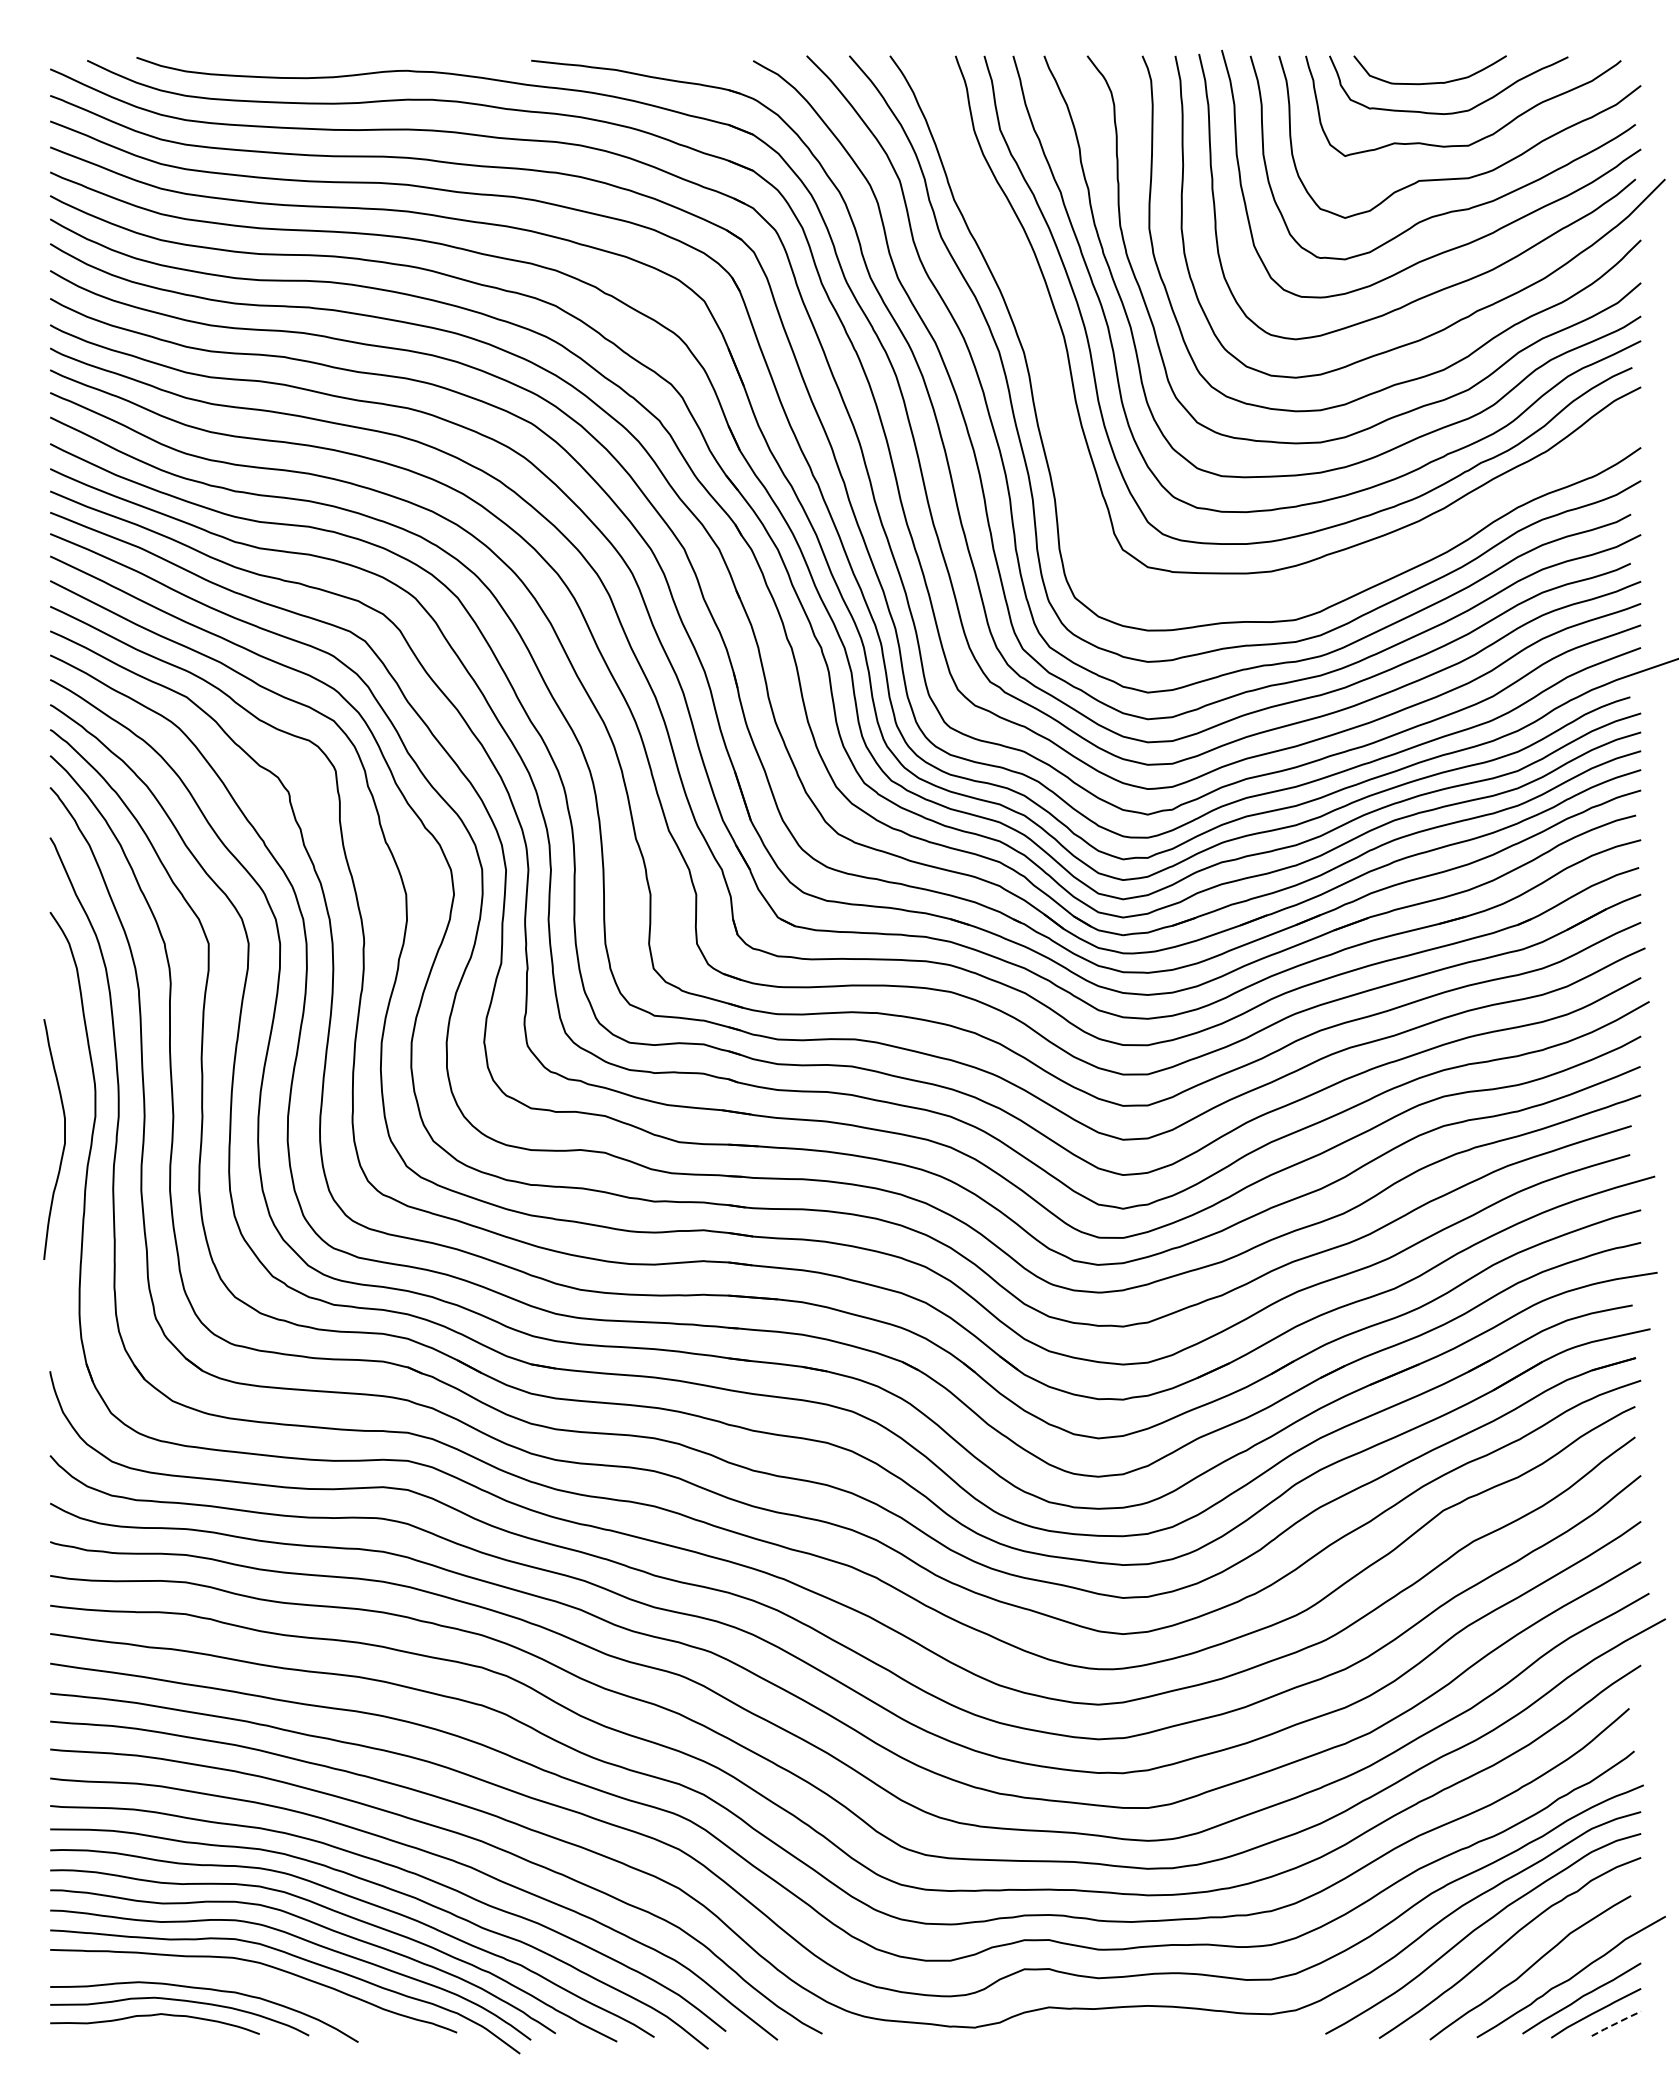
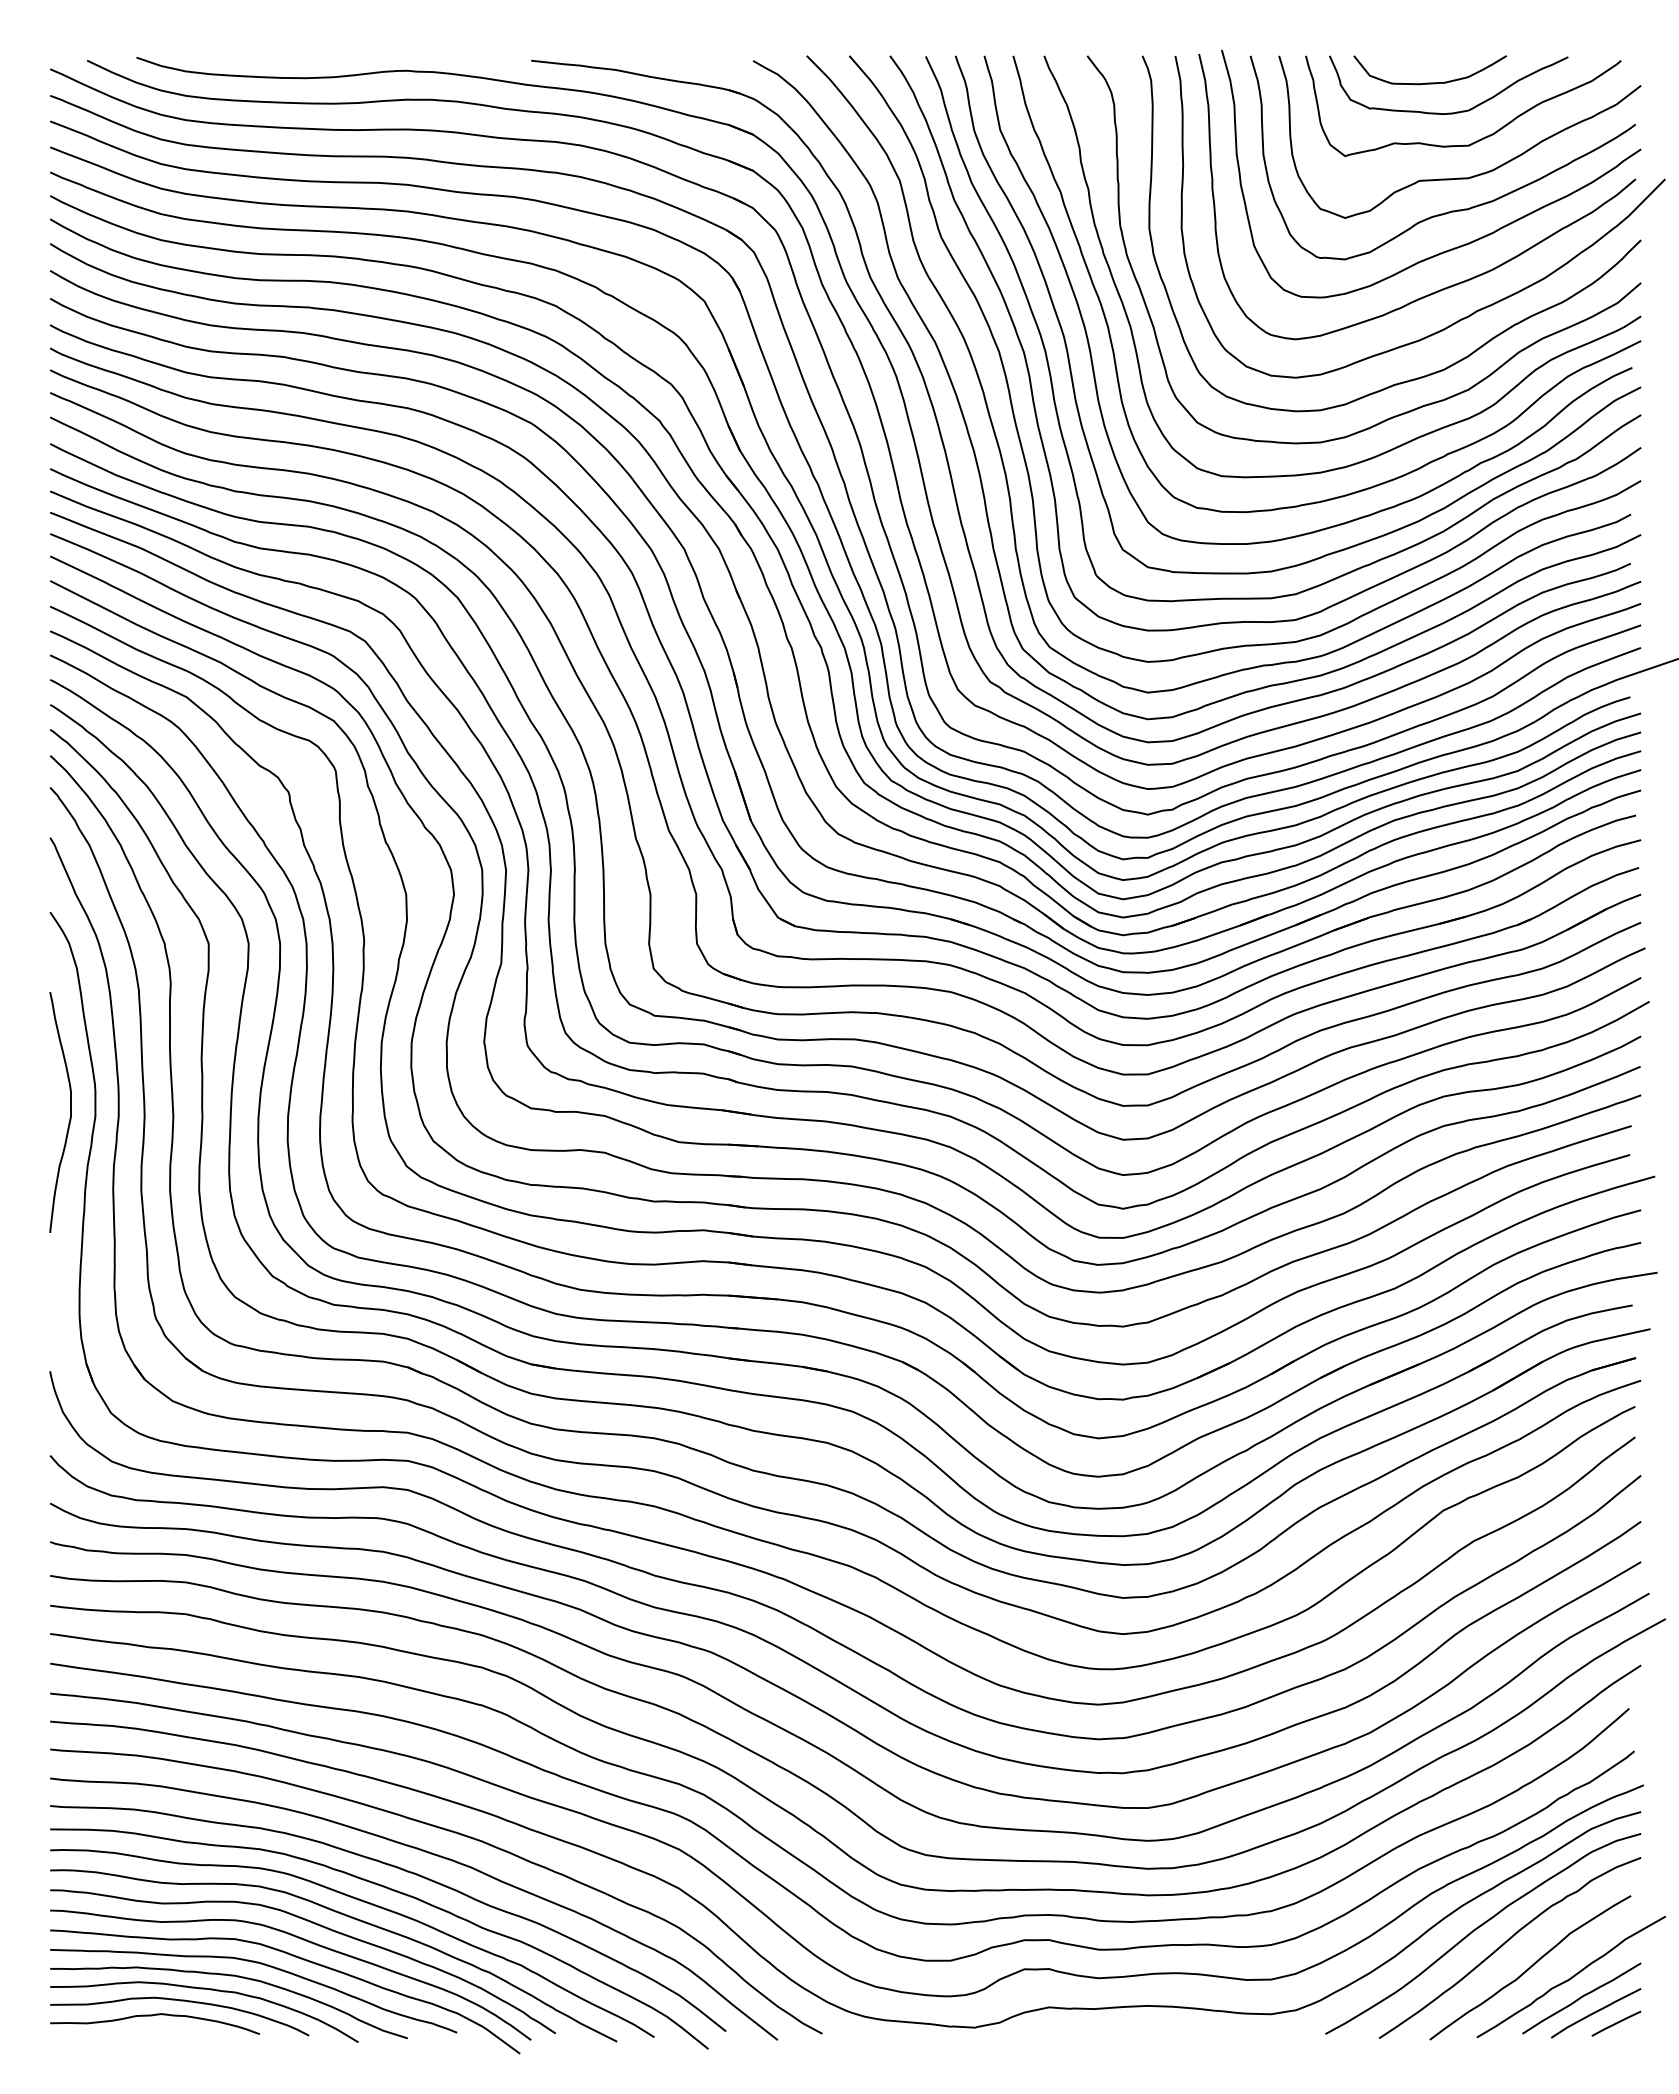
curve: none -> present (1051, 374)
curve position: (64, 1139) -> (70, 1112) (70, 1112)
curve: none -> present (229, 1976)
line: dashed -> solid (1616, 2023)
